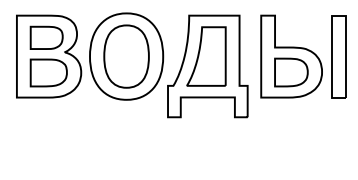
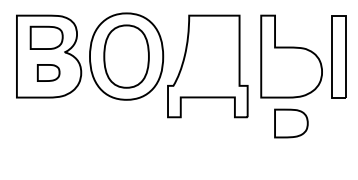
part: present -> none (206, 56)
part size: 39x30 px -> 24x18 px (48, 72)
part position: (291, 72) -> (291, 123) (291, 123)
